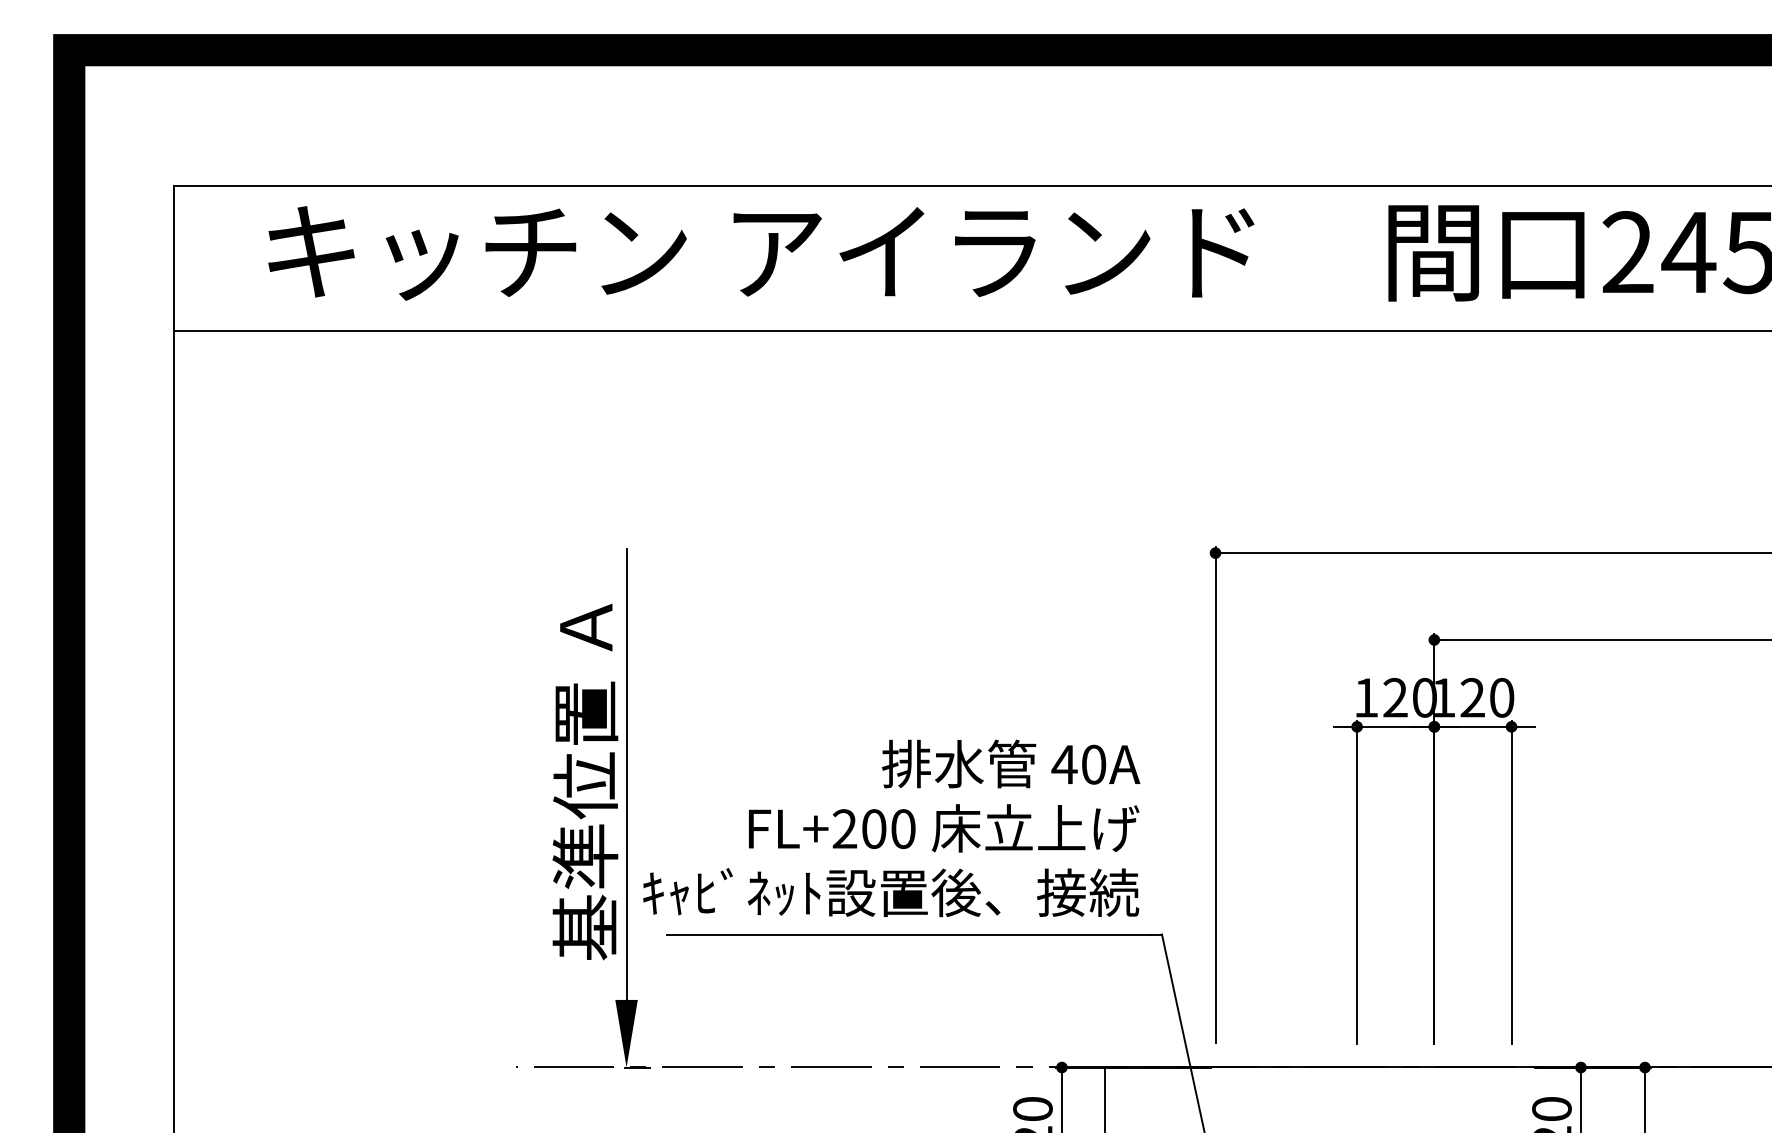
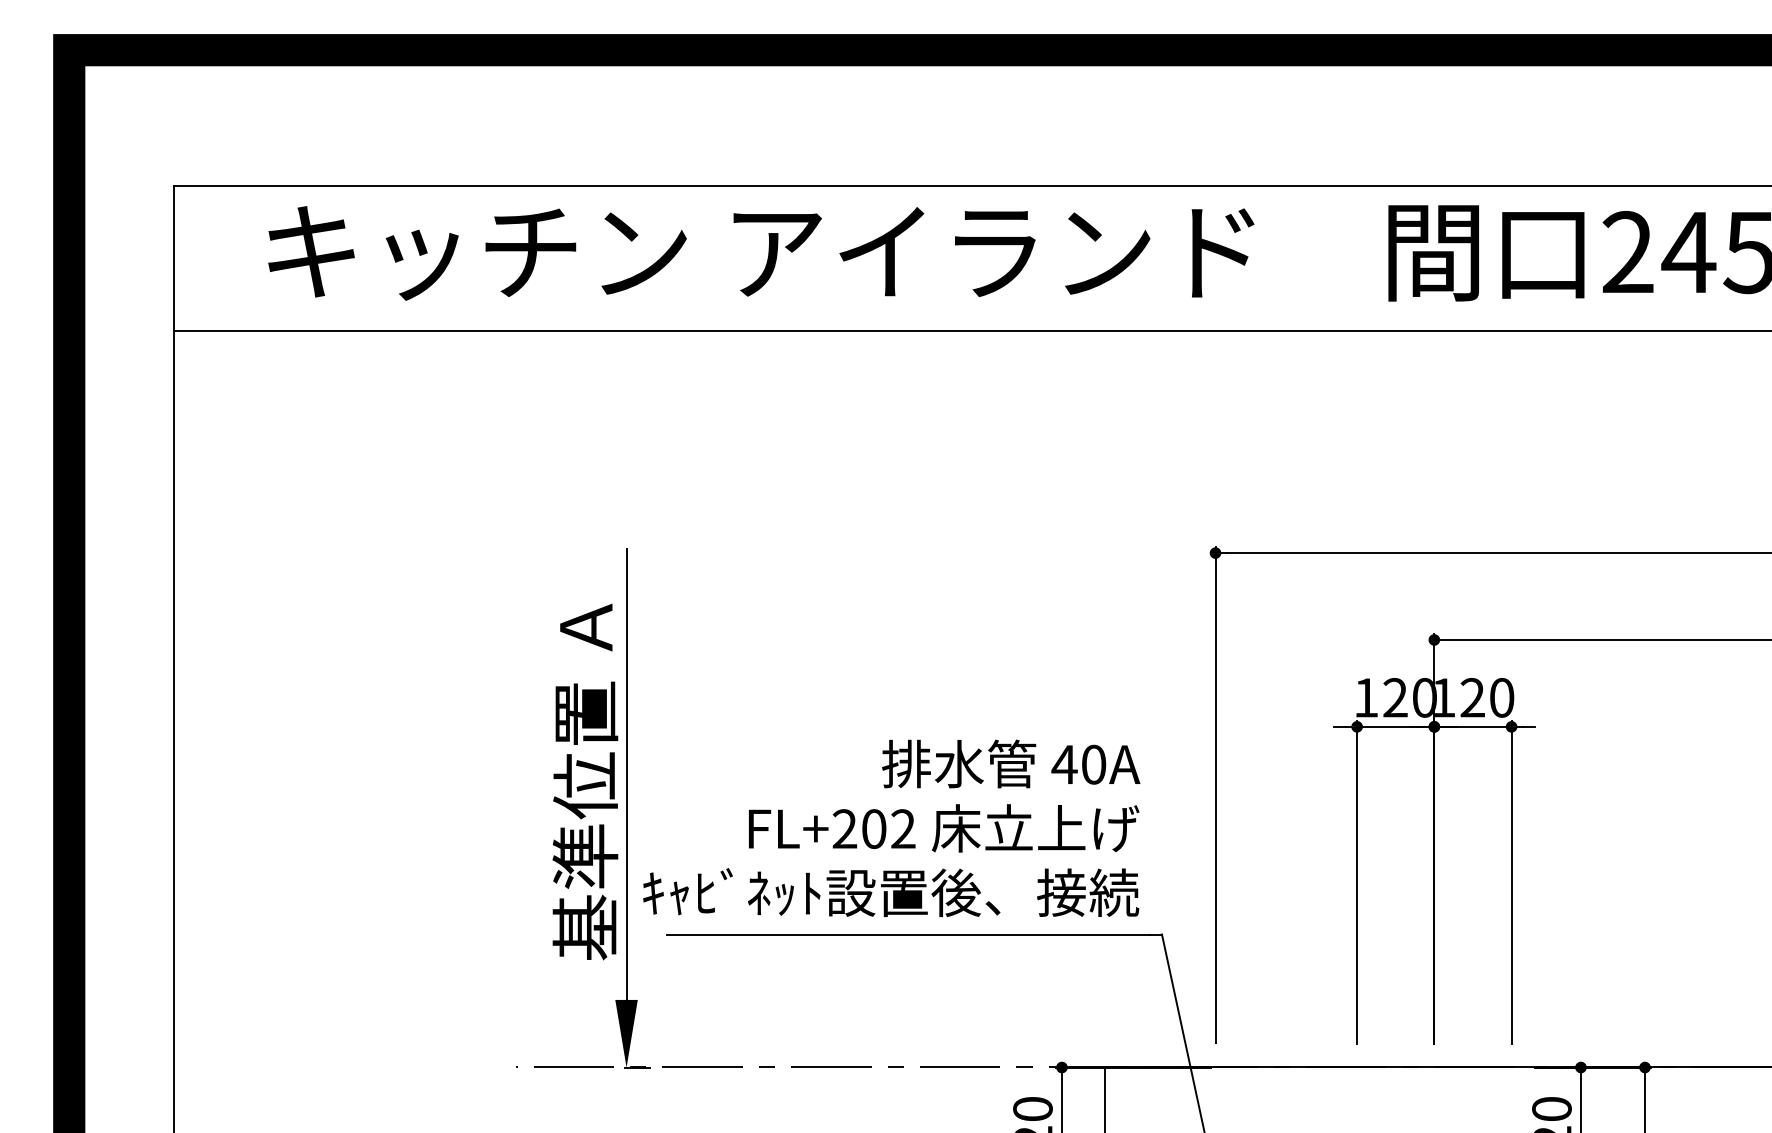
text: FL+200 -> FL+202 (903, 829)
